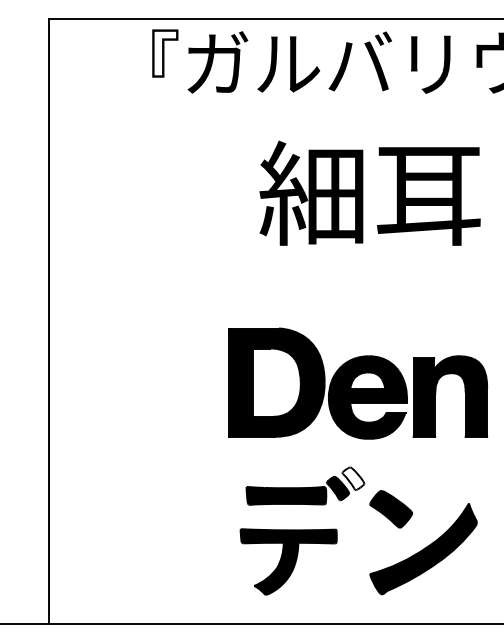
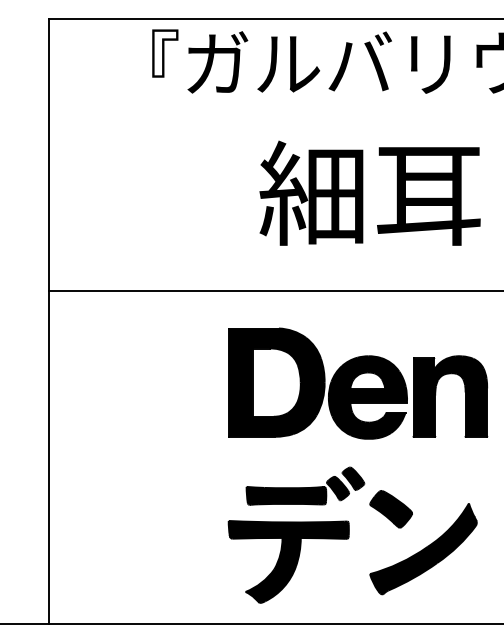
line: none -> present (274, 291)
fill: none -> present (353, 478)
part size: 99x68 px -> 123x84 px (288, 561)
